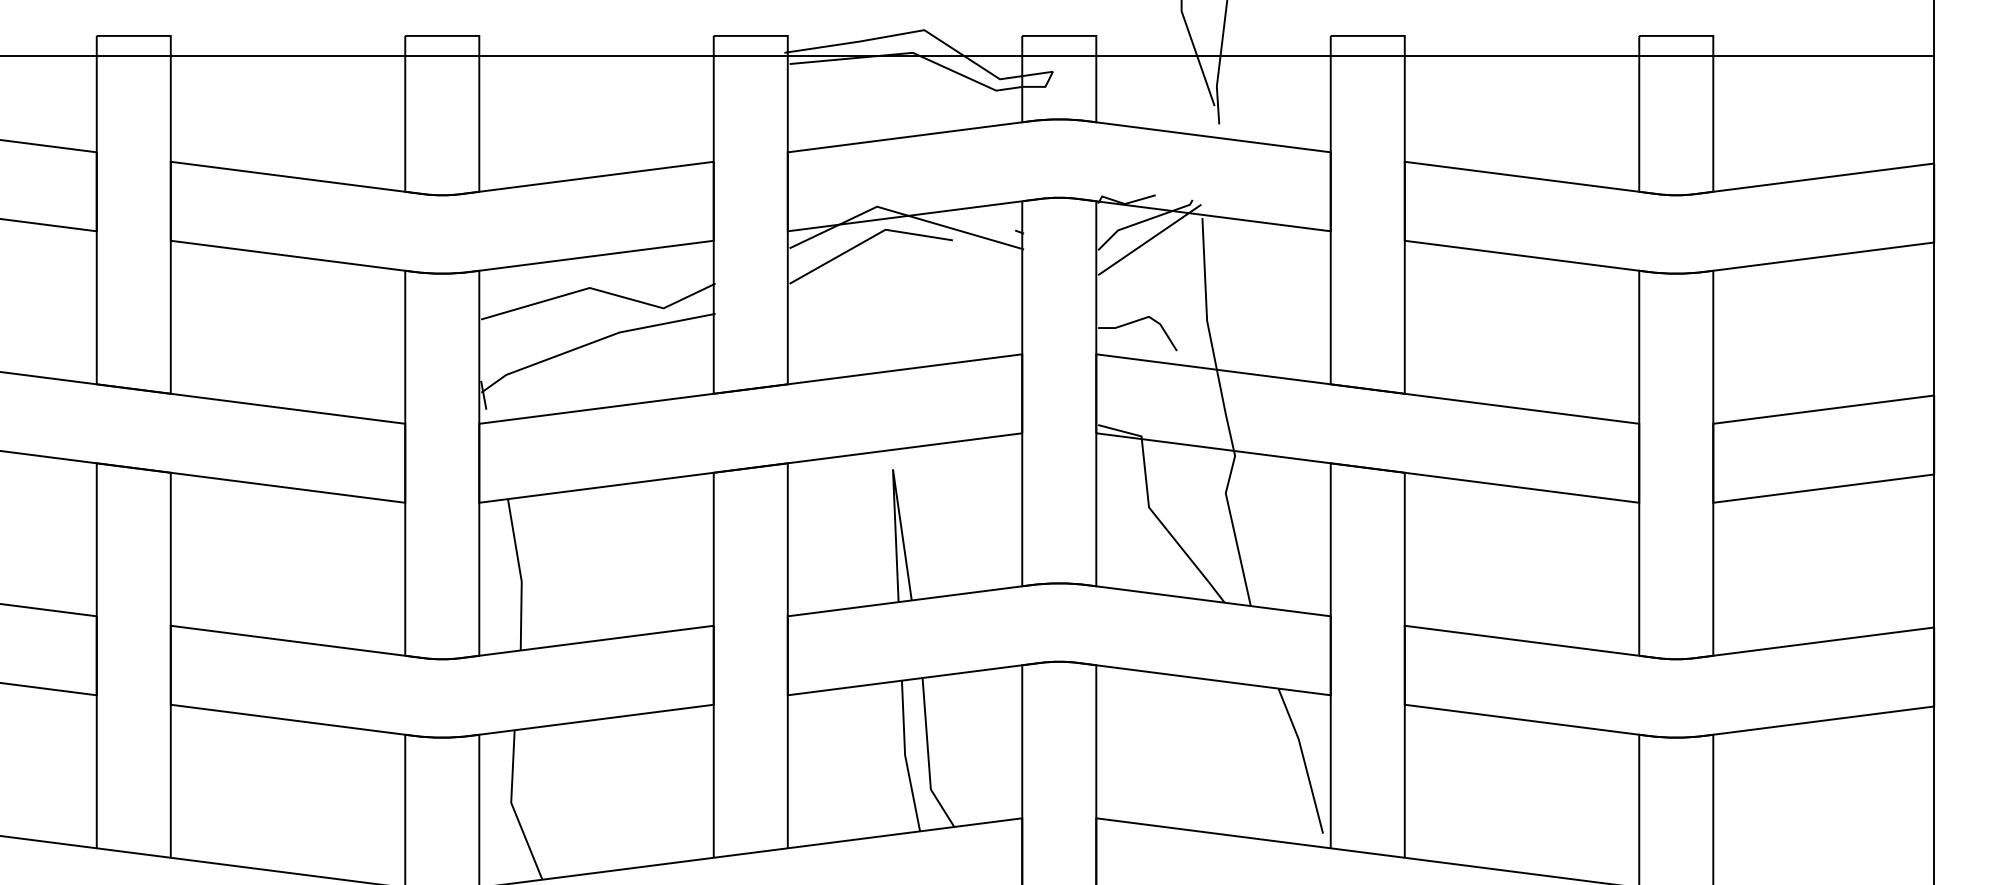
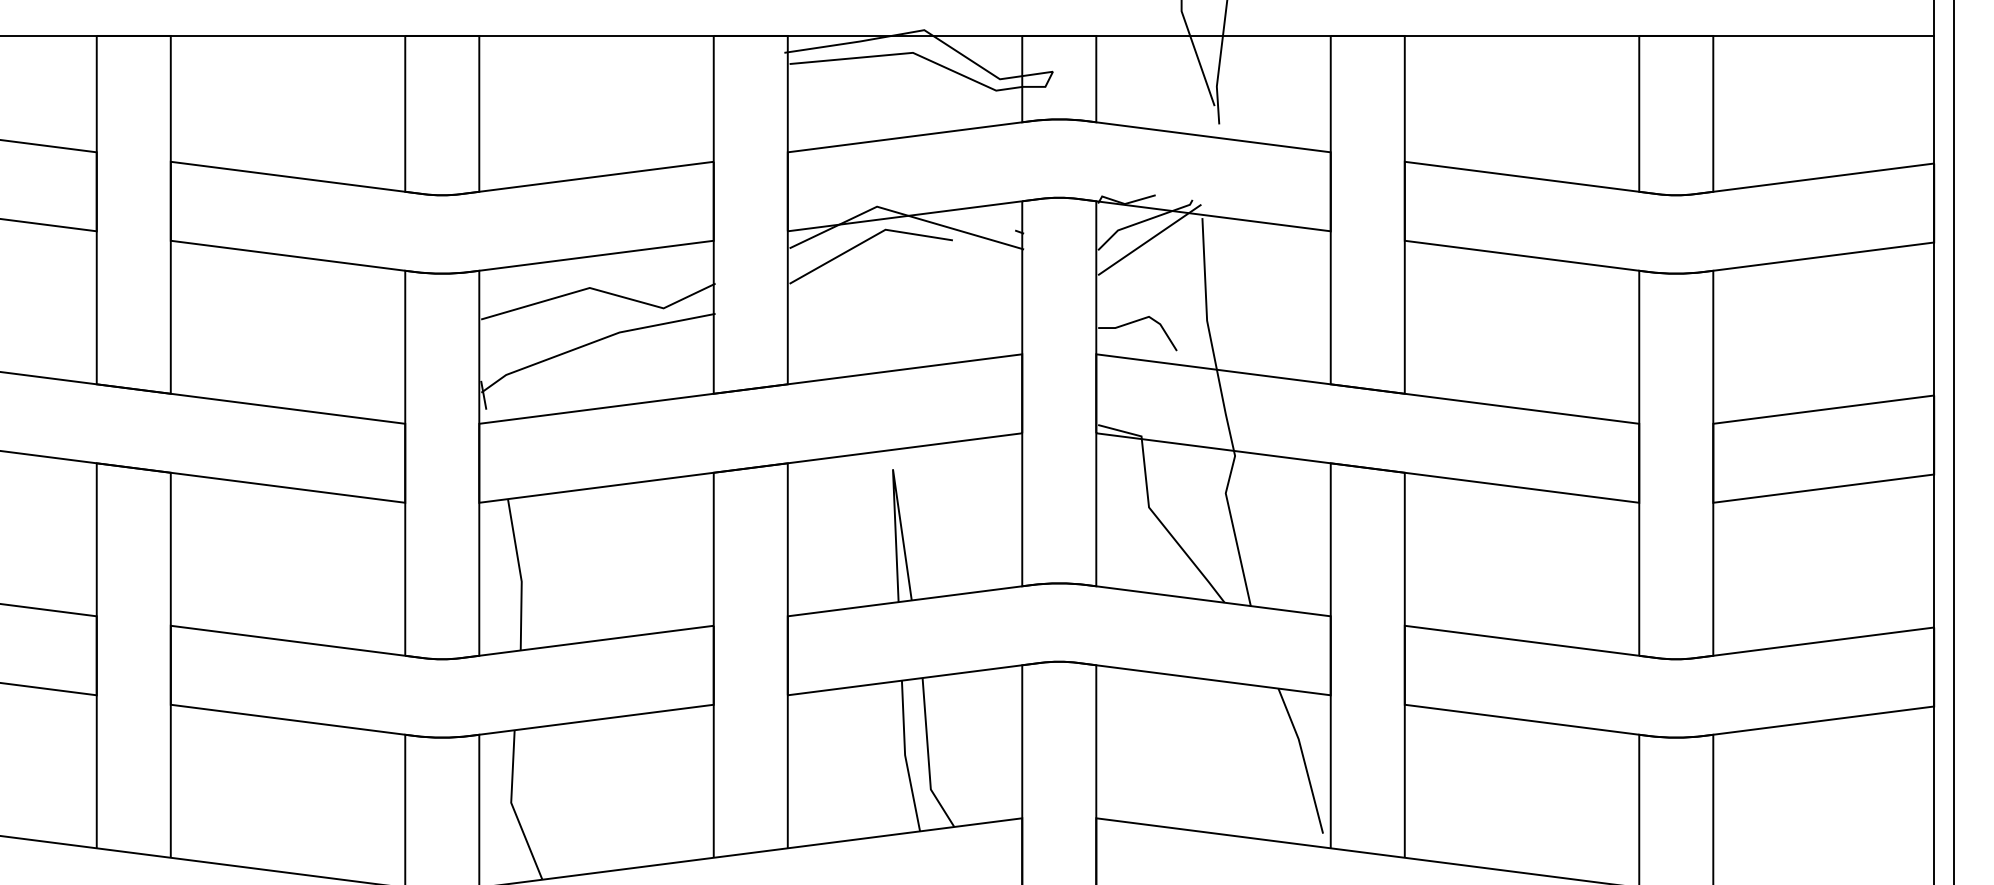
line position: (968, 55) -> (968, 35) (968, 35)
line: none -> present (1953, 441)
